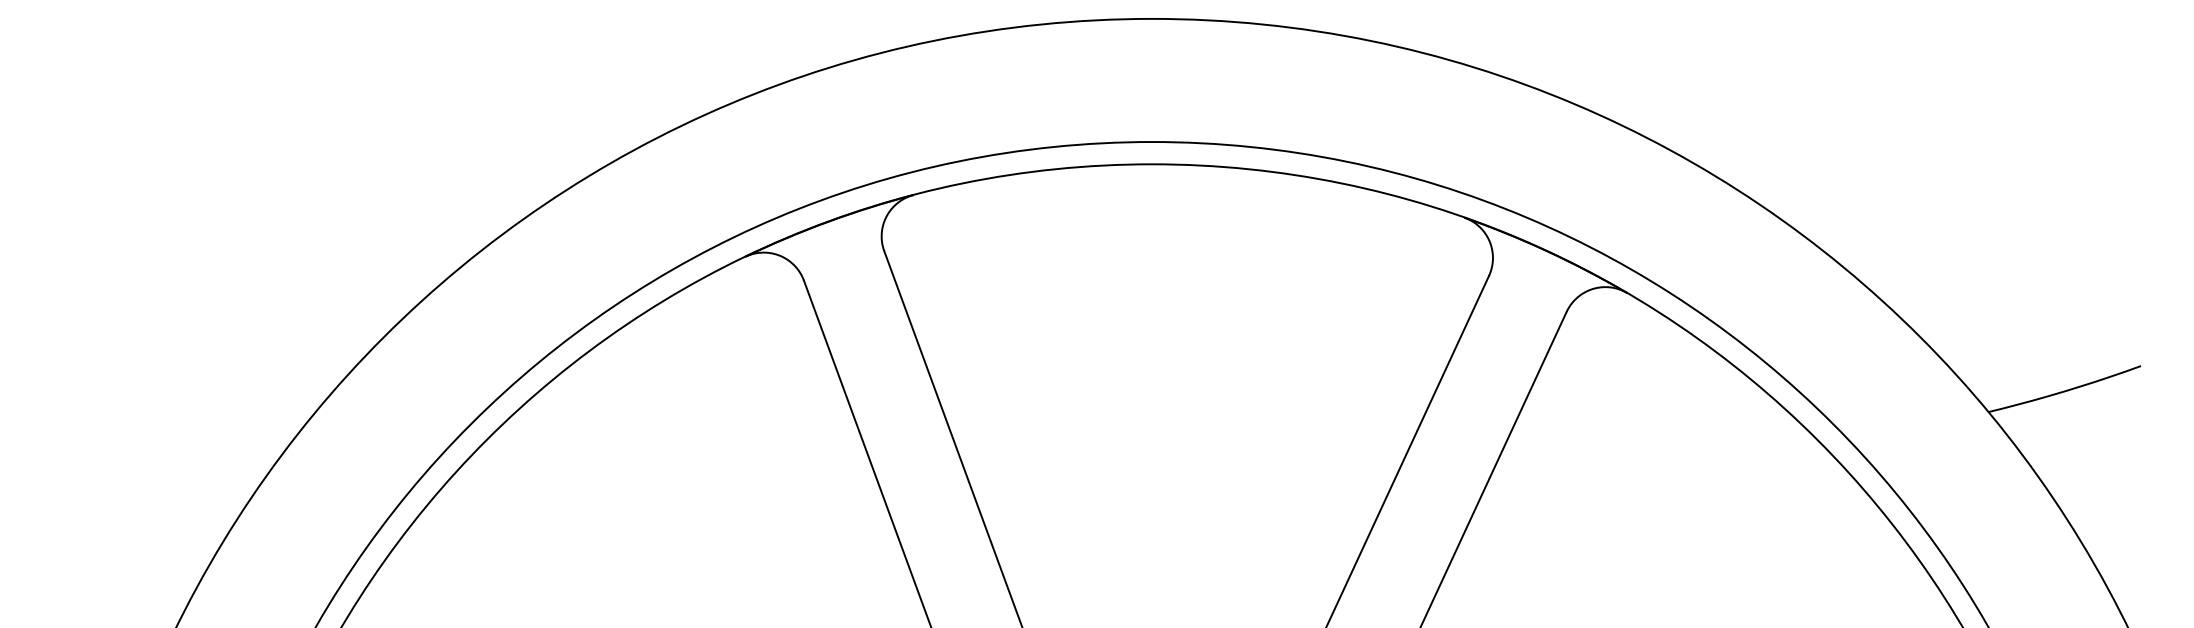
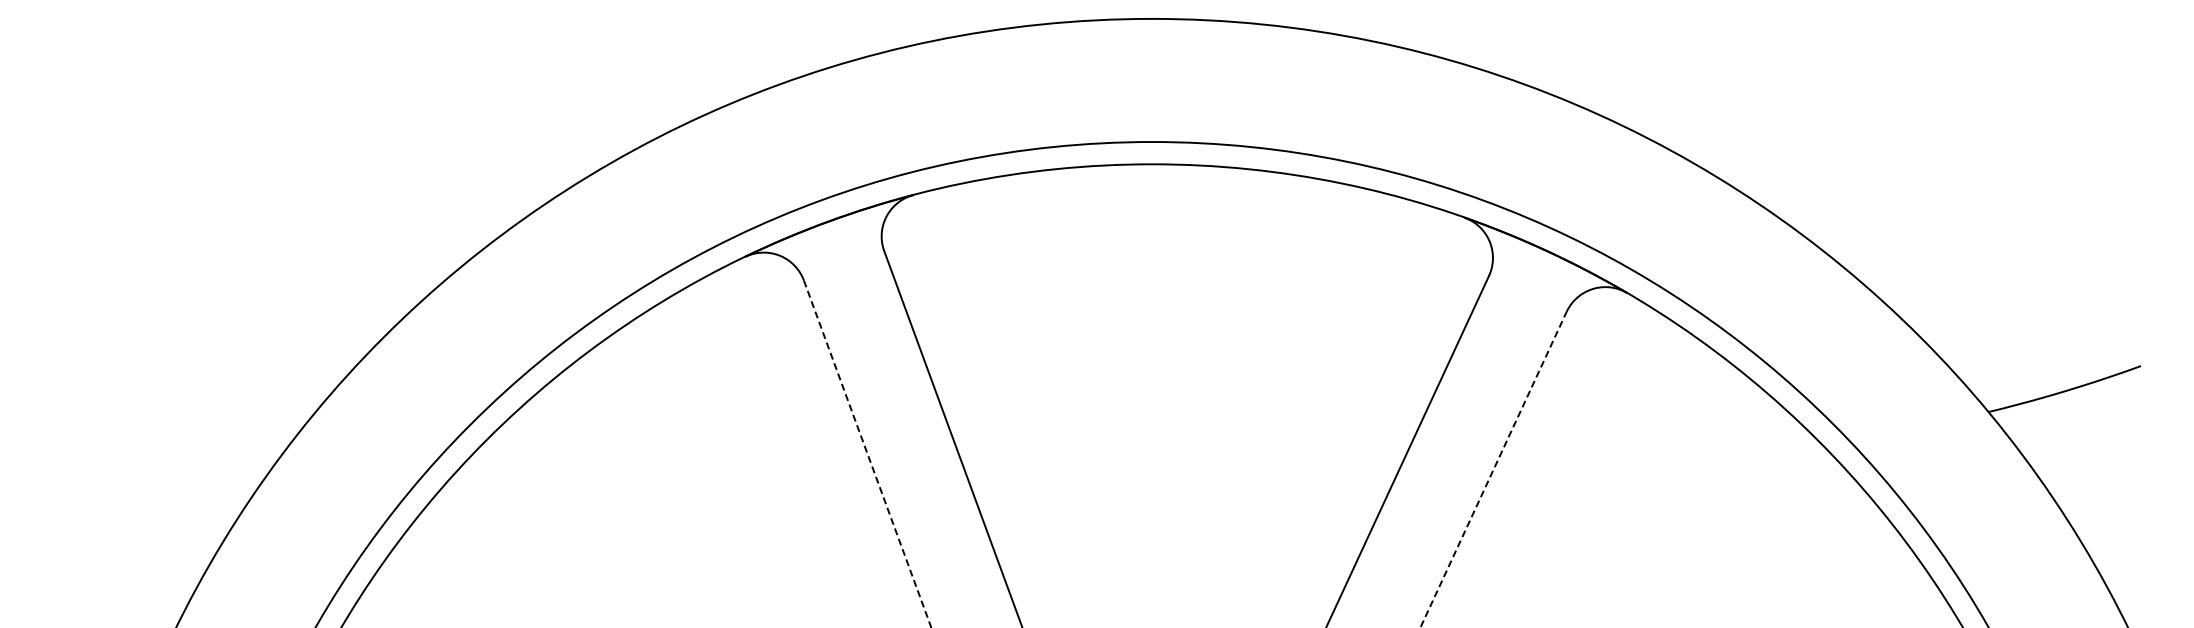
line: solid -> dashed (867, 454)
line: solid -> dashed (1493, 469)
